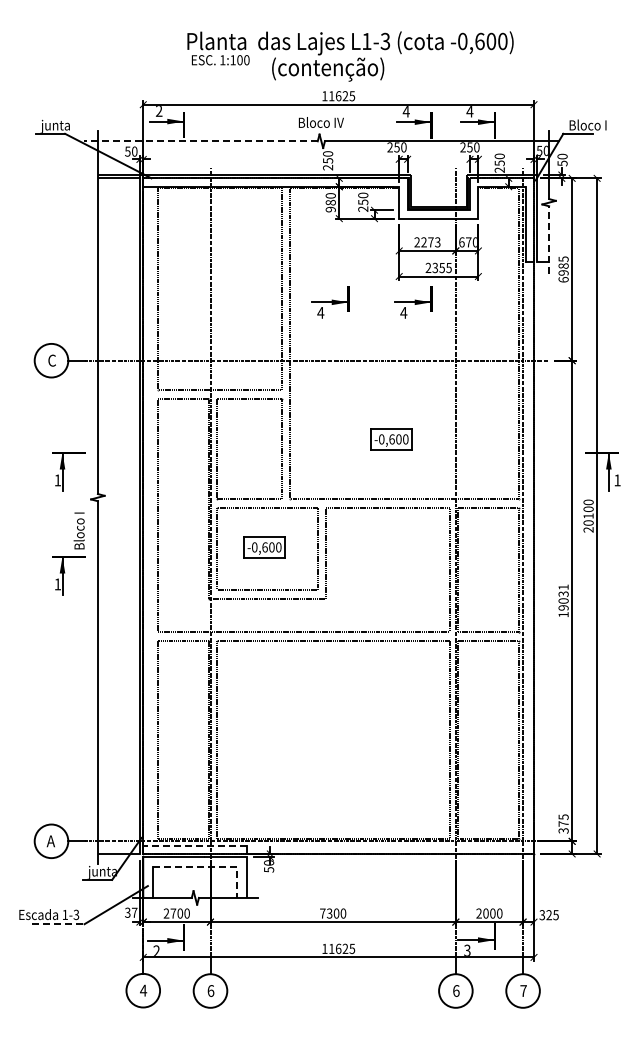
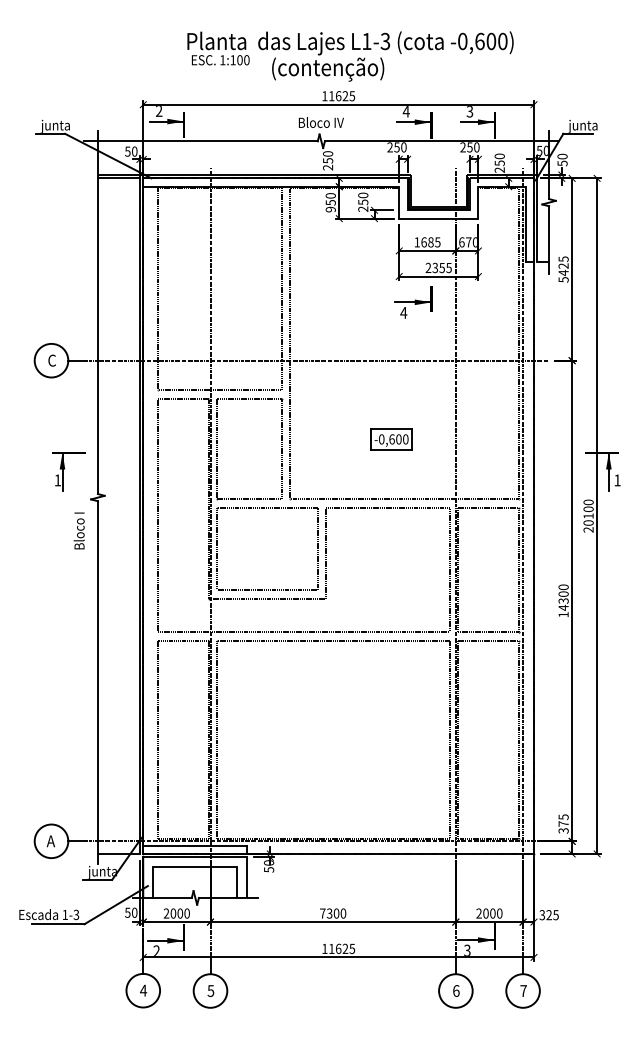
text: 4 -> 3 (469, 111)
text: Bloco I -> junta (587, 125)
line: dashed -> solid (200, 141)
text: 980 -> 950 (330, 202)
line: dashed -> solid (549, 240)
text: 2273 -> 1685 (427, 242)
text: 6985 -> 5425 (563, 272)
part: present -> none (330, 302)
part: present -> none (264, 547)
part: present -> none (68, 575)
text: 19031 -> 14300 (563, 597)
line: dashed -> solid (194, 845)
line: dashed -> solid (211, 867)
text: 37 -> 50 (131, 912)
text: 2700 -> 2000 (173, 913)
line: dashed -> solid (59, 924)
text: 6 -> 5 (210, 990)
